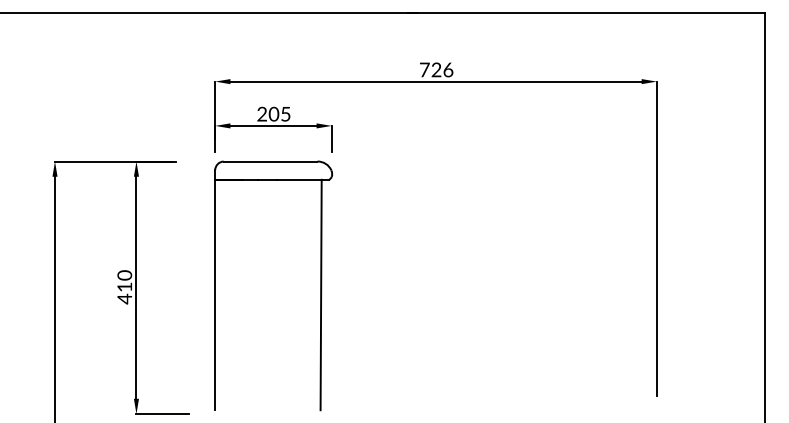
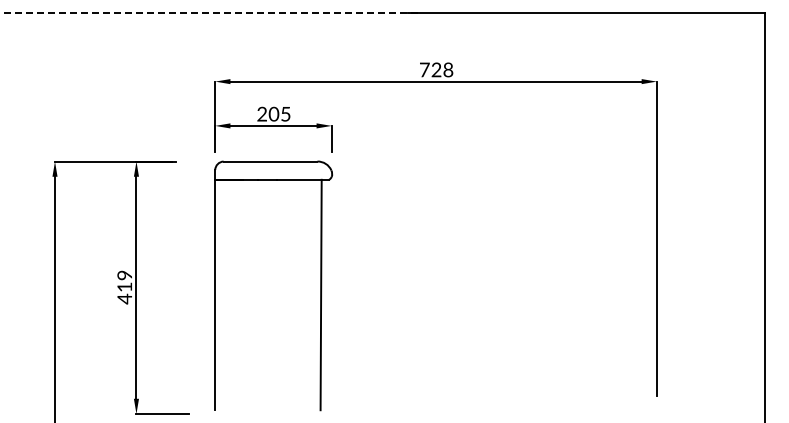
line: solid -> dashed (209, 12)
text: 726 -> 728 (448, 69)
text: 410 -> 419 (125, 275)
